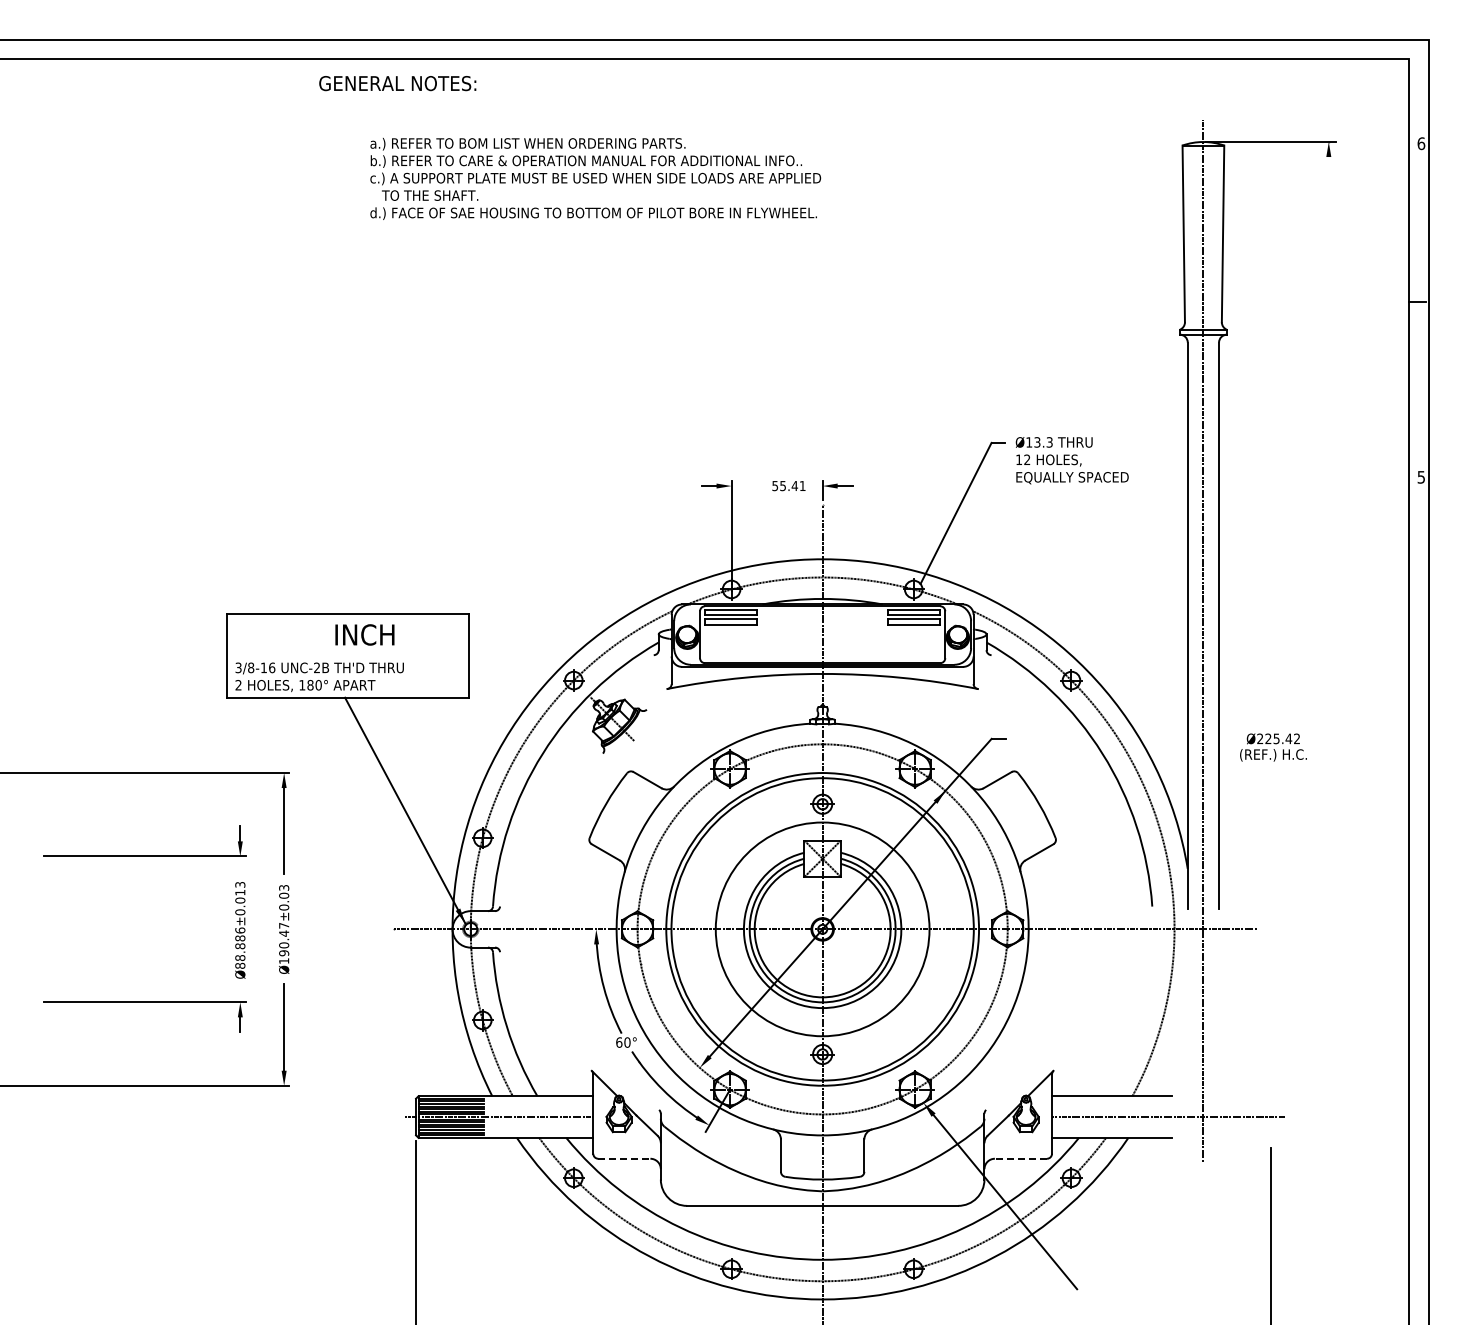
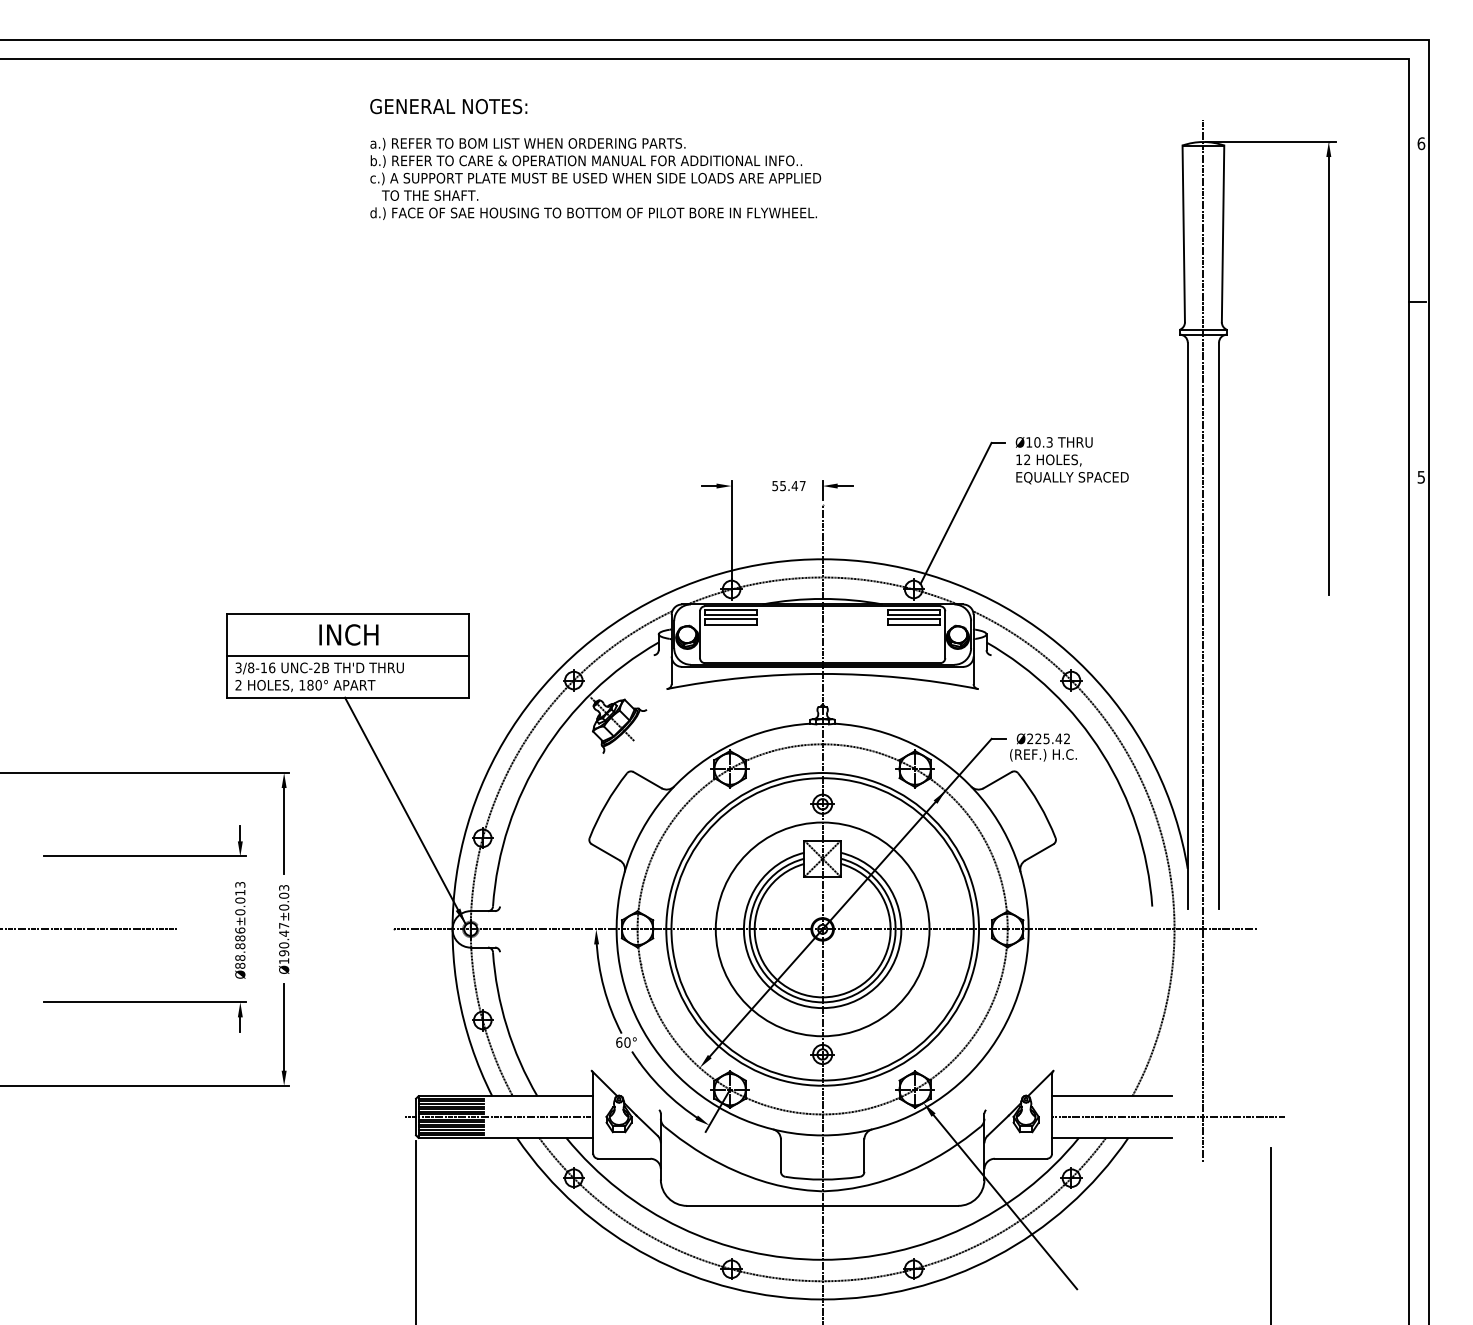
text position: (397, 83) -> (448, 106) (448, 106)
line: none -> present (1328, 373)
text: Ø13.3 -> Ø10.3 (1037, 442)
text: 55.41 -> 55.47 (802, 485)
text position: (364, 634) -> (348, 634) (348, 634)
line: none -> present (348, 655)
text position: (1273, 747) -> (1043, 747) (1043, 747)
line: none -> present (90, 929)
line: dashed -> solid (624, 1158)
line: dashed -> solid (1020, 1158)
